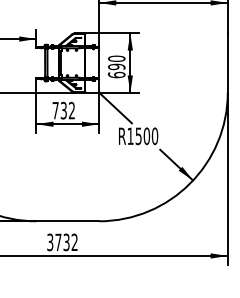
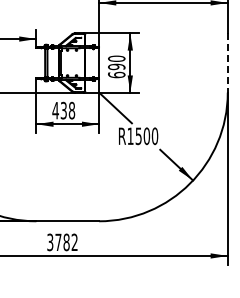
line: solid -> dashed (227, 63)
text: 732 -> 438 (63, 110)
text: 3732 -> 3782 (66, 242)
